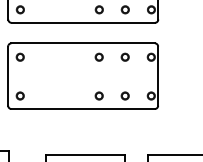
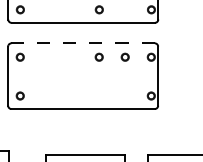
part: present -> none (124, 9)
line: solid -> dashed (83, 43)
part: present -> none (98, 95)
part: present -> none (124, 95)
